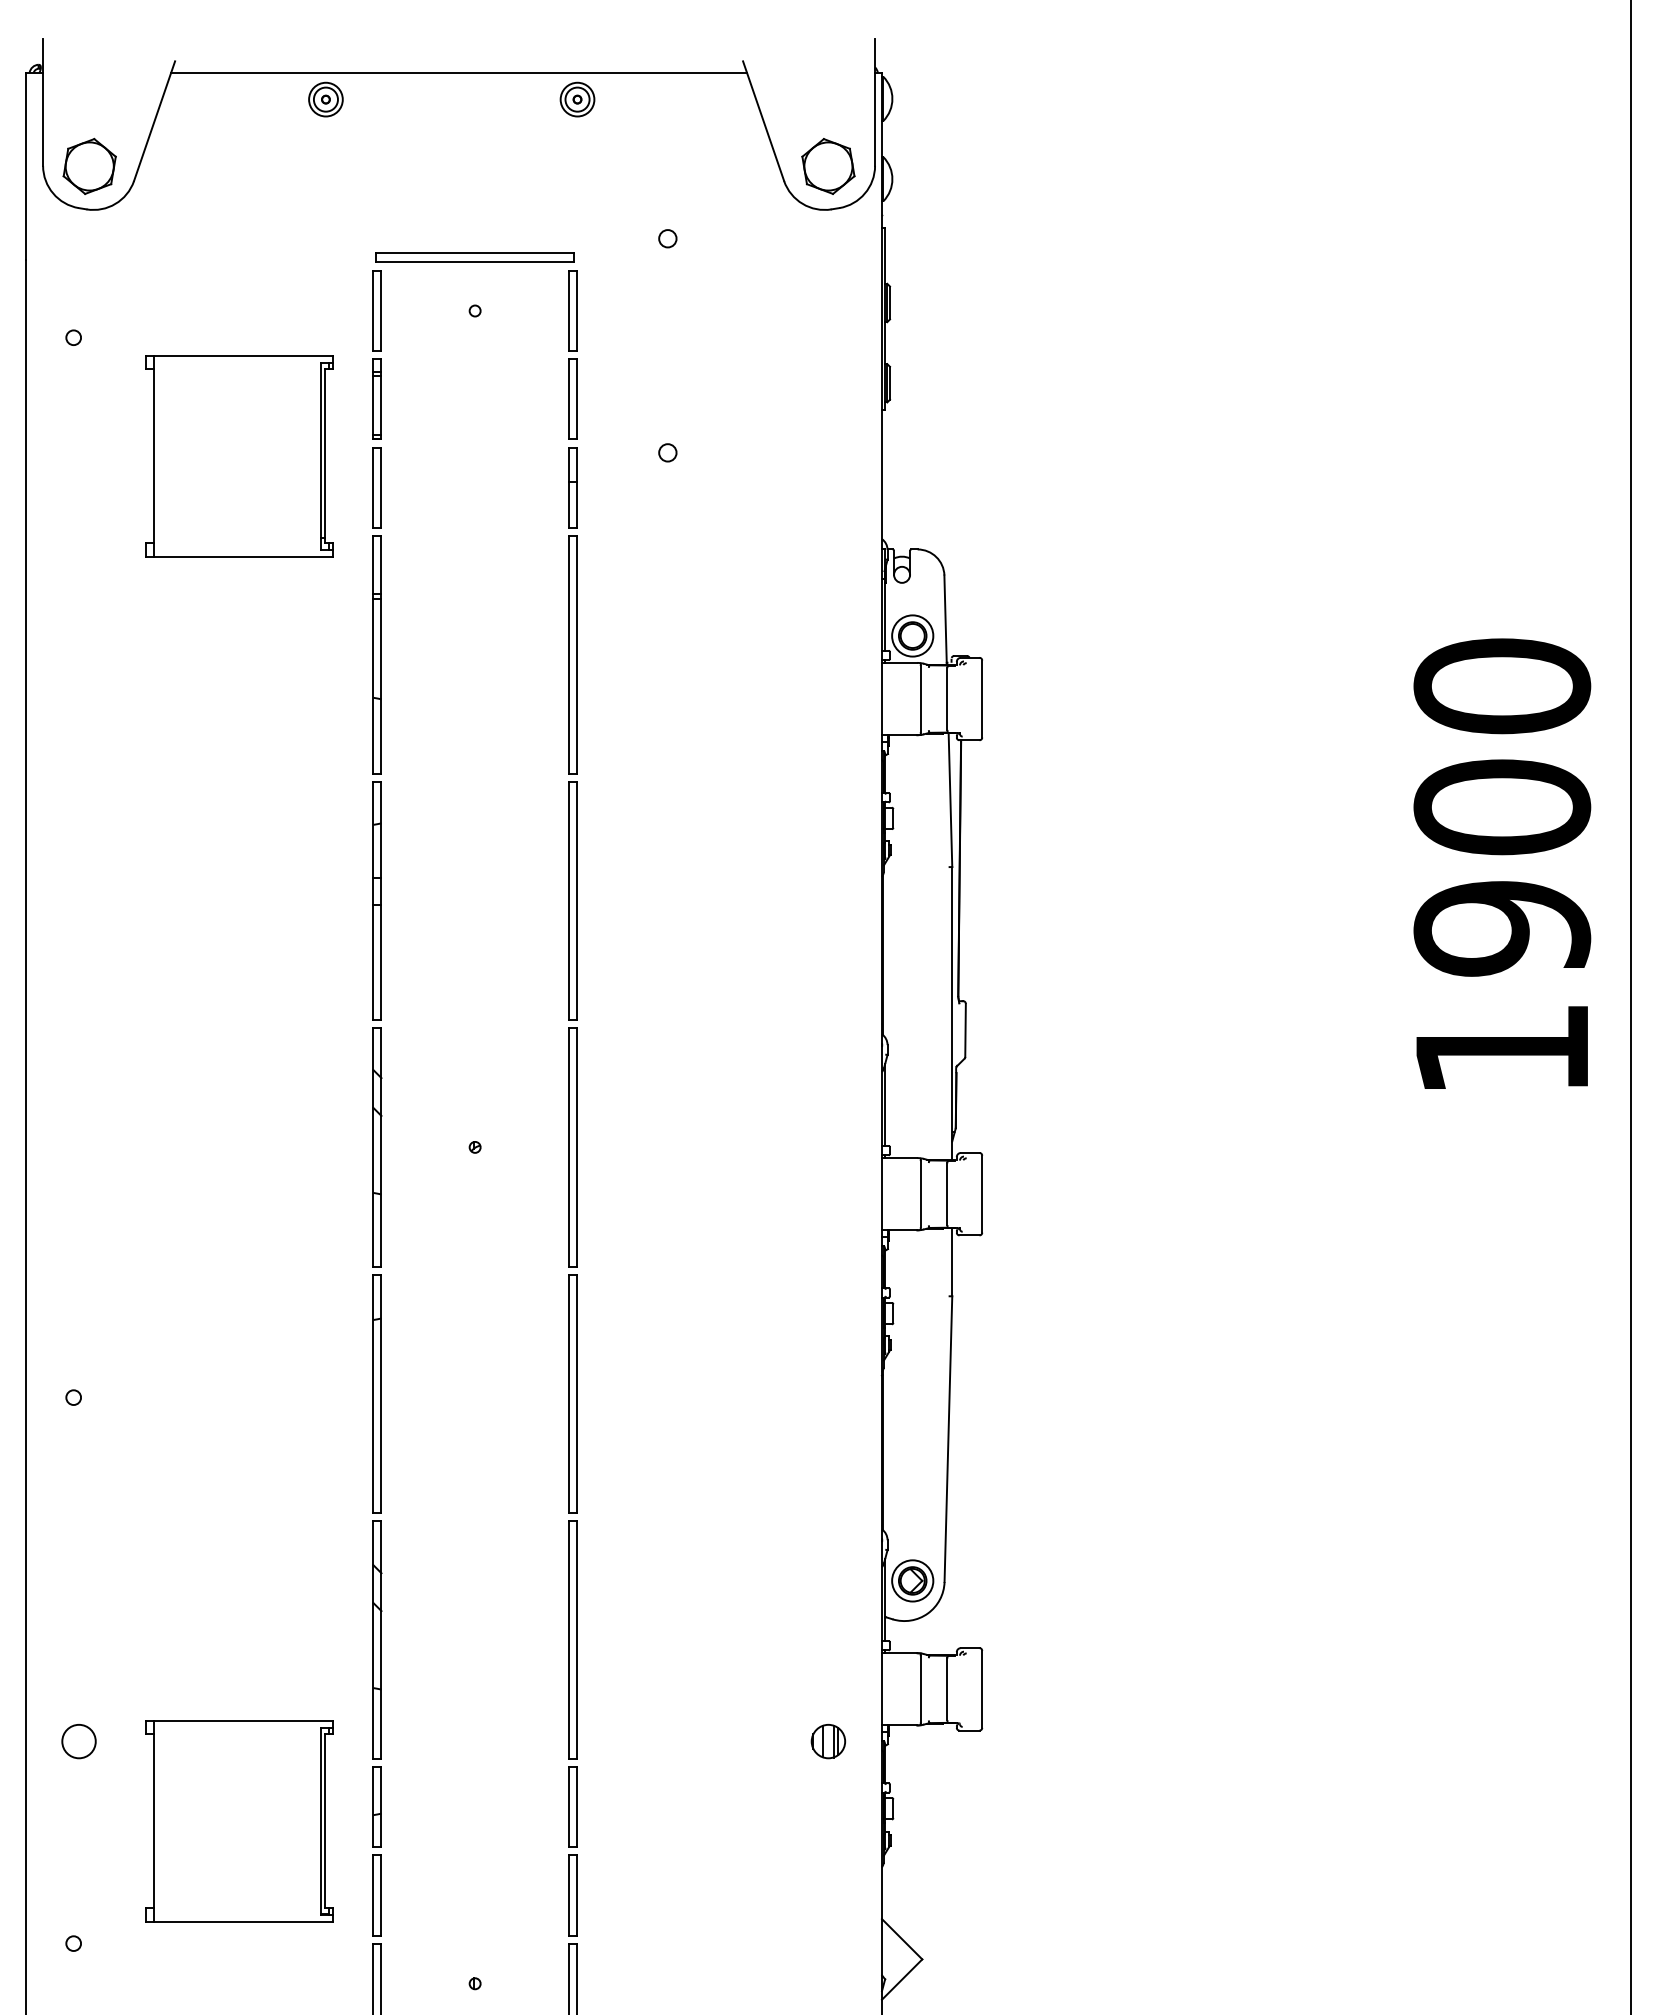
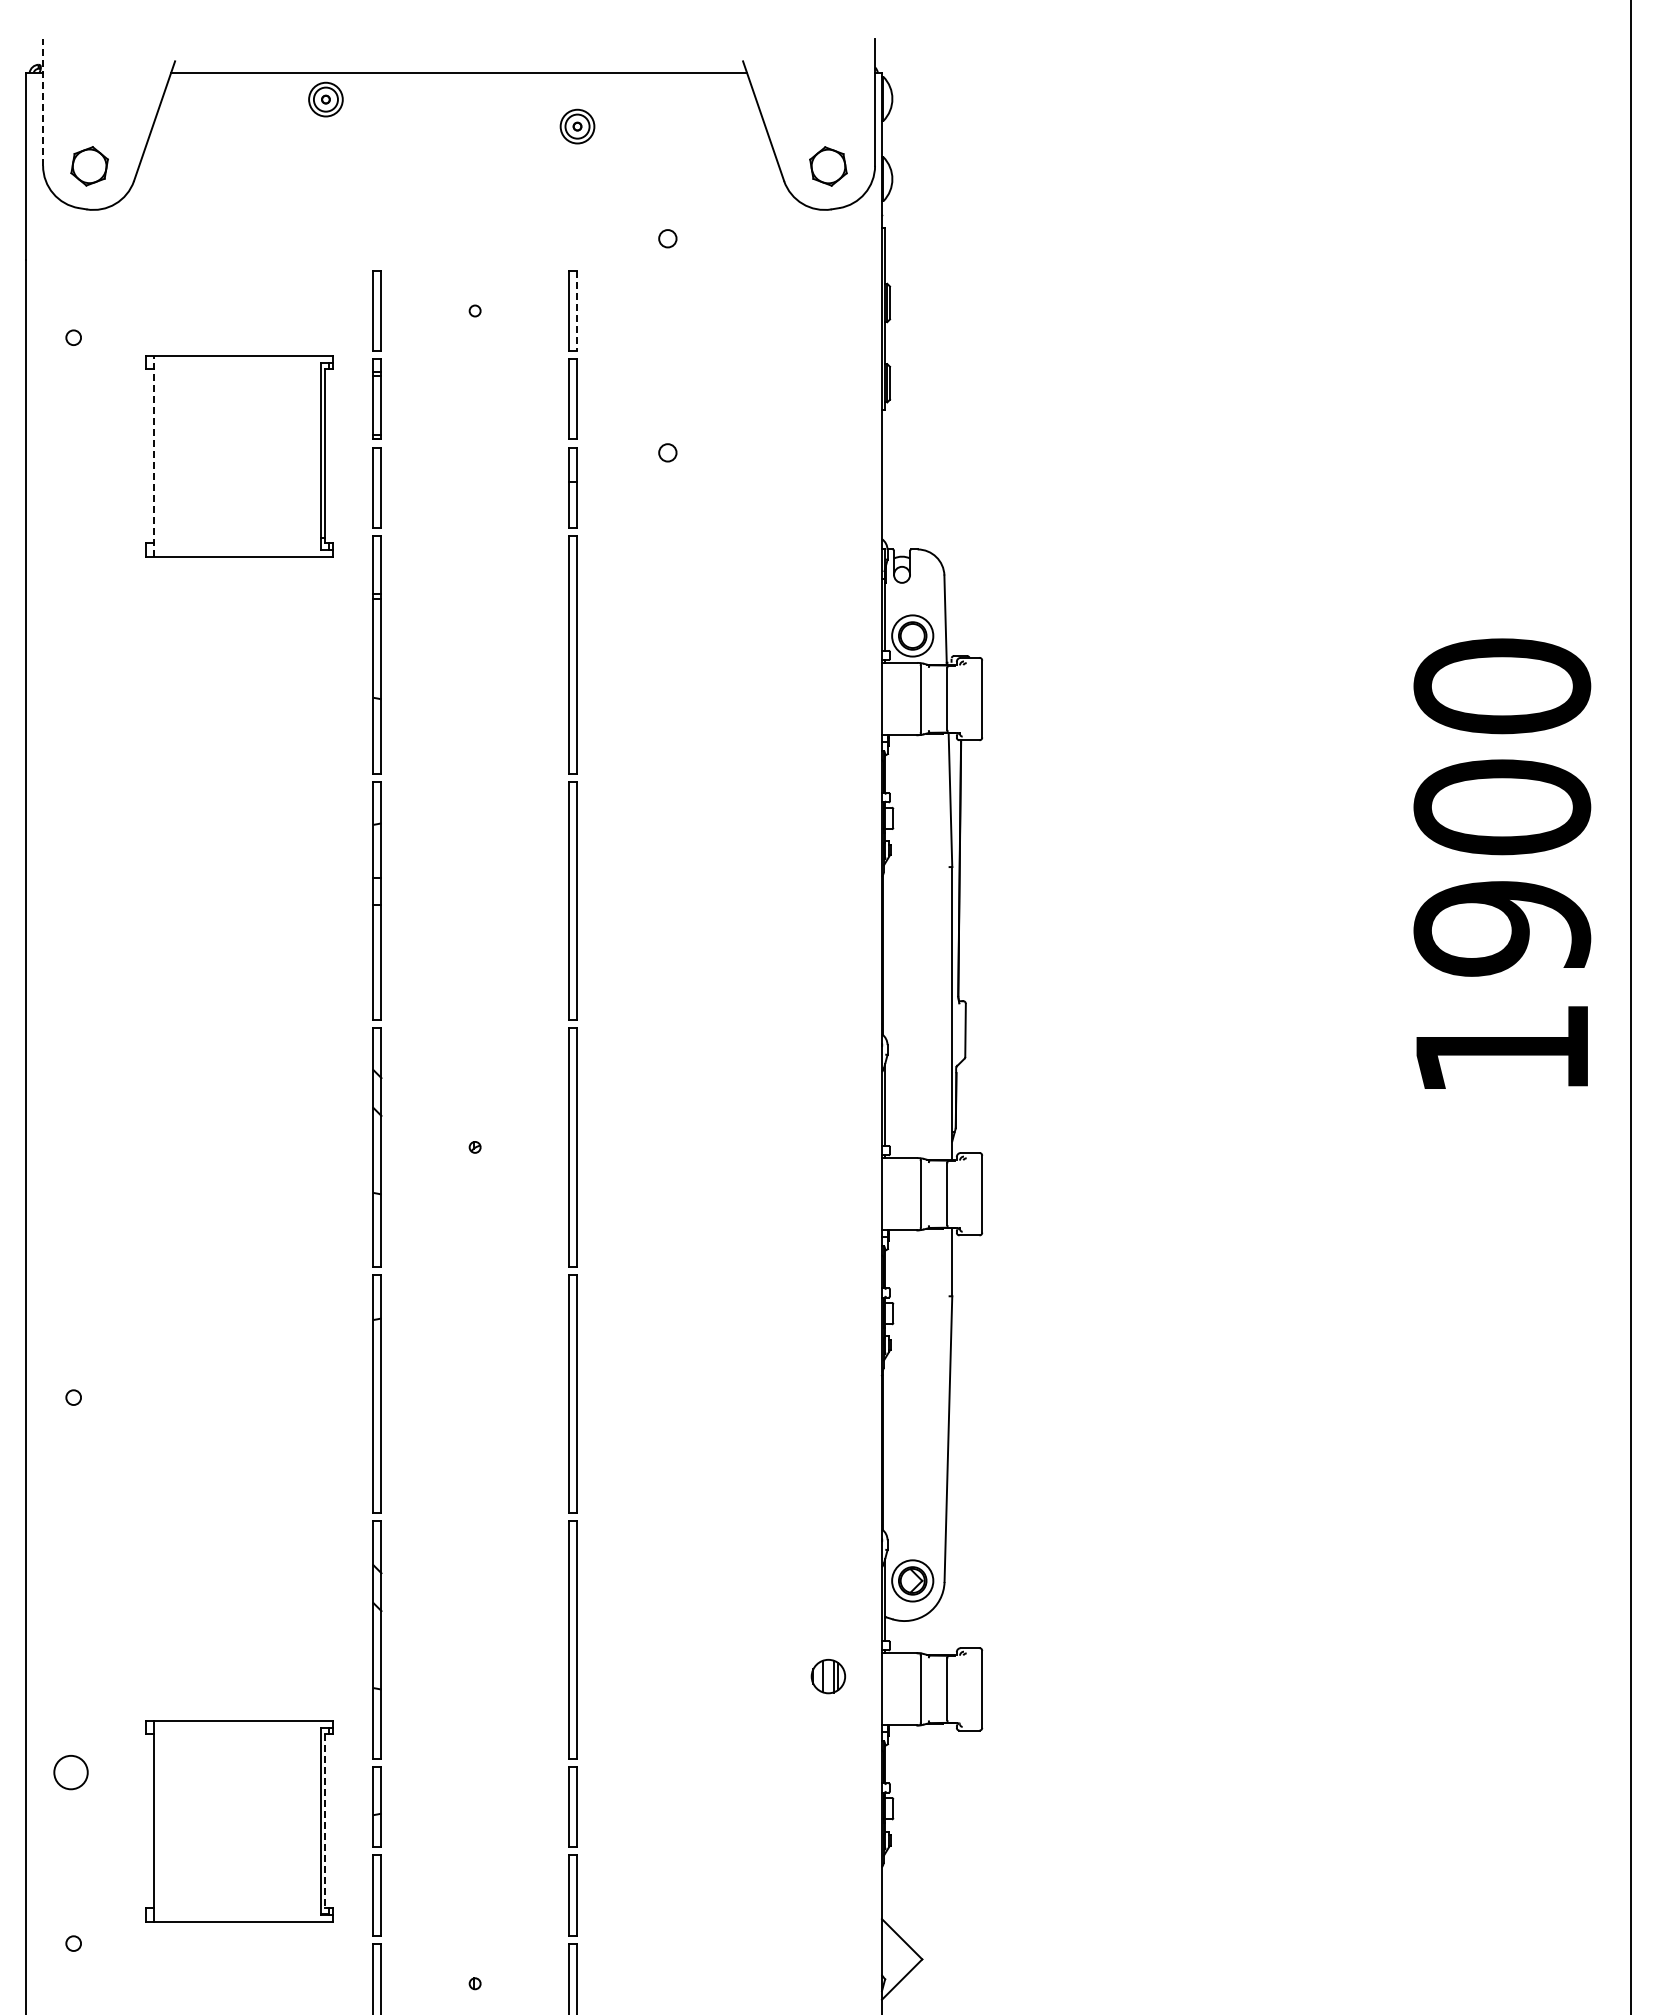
part position: (577, 99) -> (577, 126) (577, 126)
line: solid -> dashed (43, 102)
part size: 55x58 px -> 39x41 px (89, 166)
part size: 55x57 px -> 39x41 px (828, 166)
part: present -> none (474, 257)
line: solid -> dashed (576, 311)
line: solid -> dashed (153, 455)
circle position: (78, 1741) -> (70, 1772) (70, 1772)
part position: (828, 1741) -> (828, 1676) (828, 1676)
line: solid -> dashed (325, 1821)
